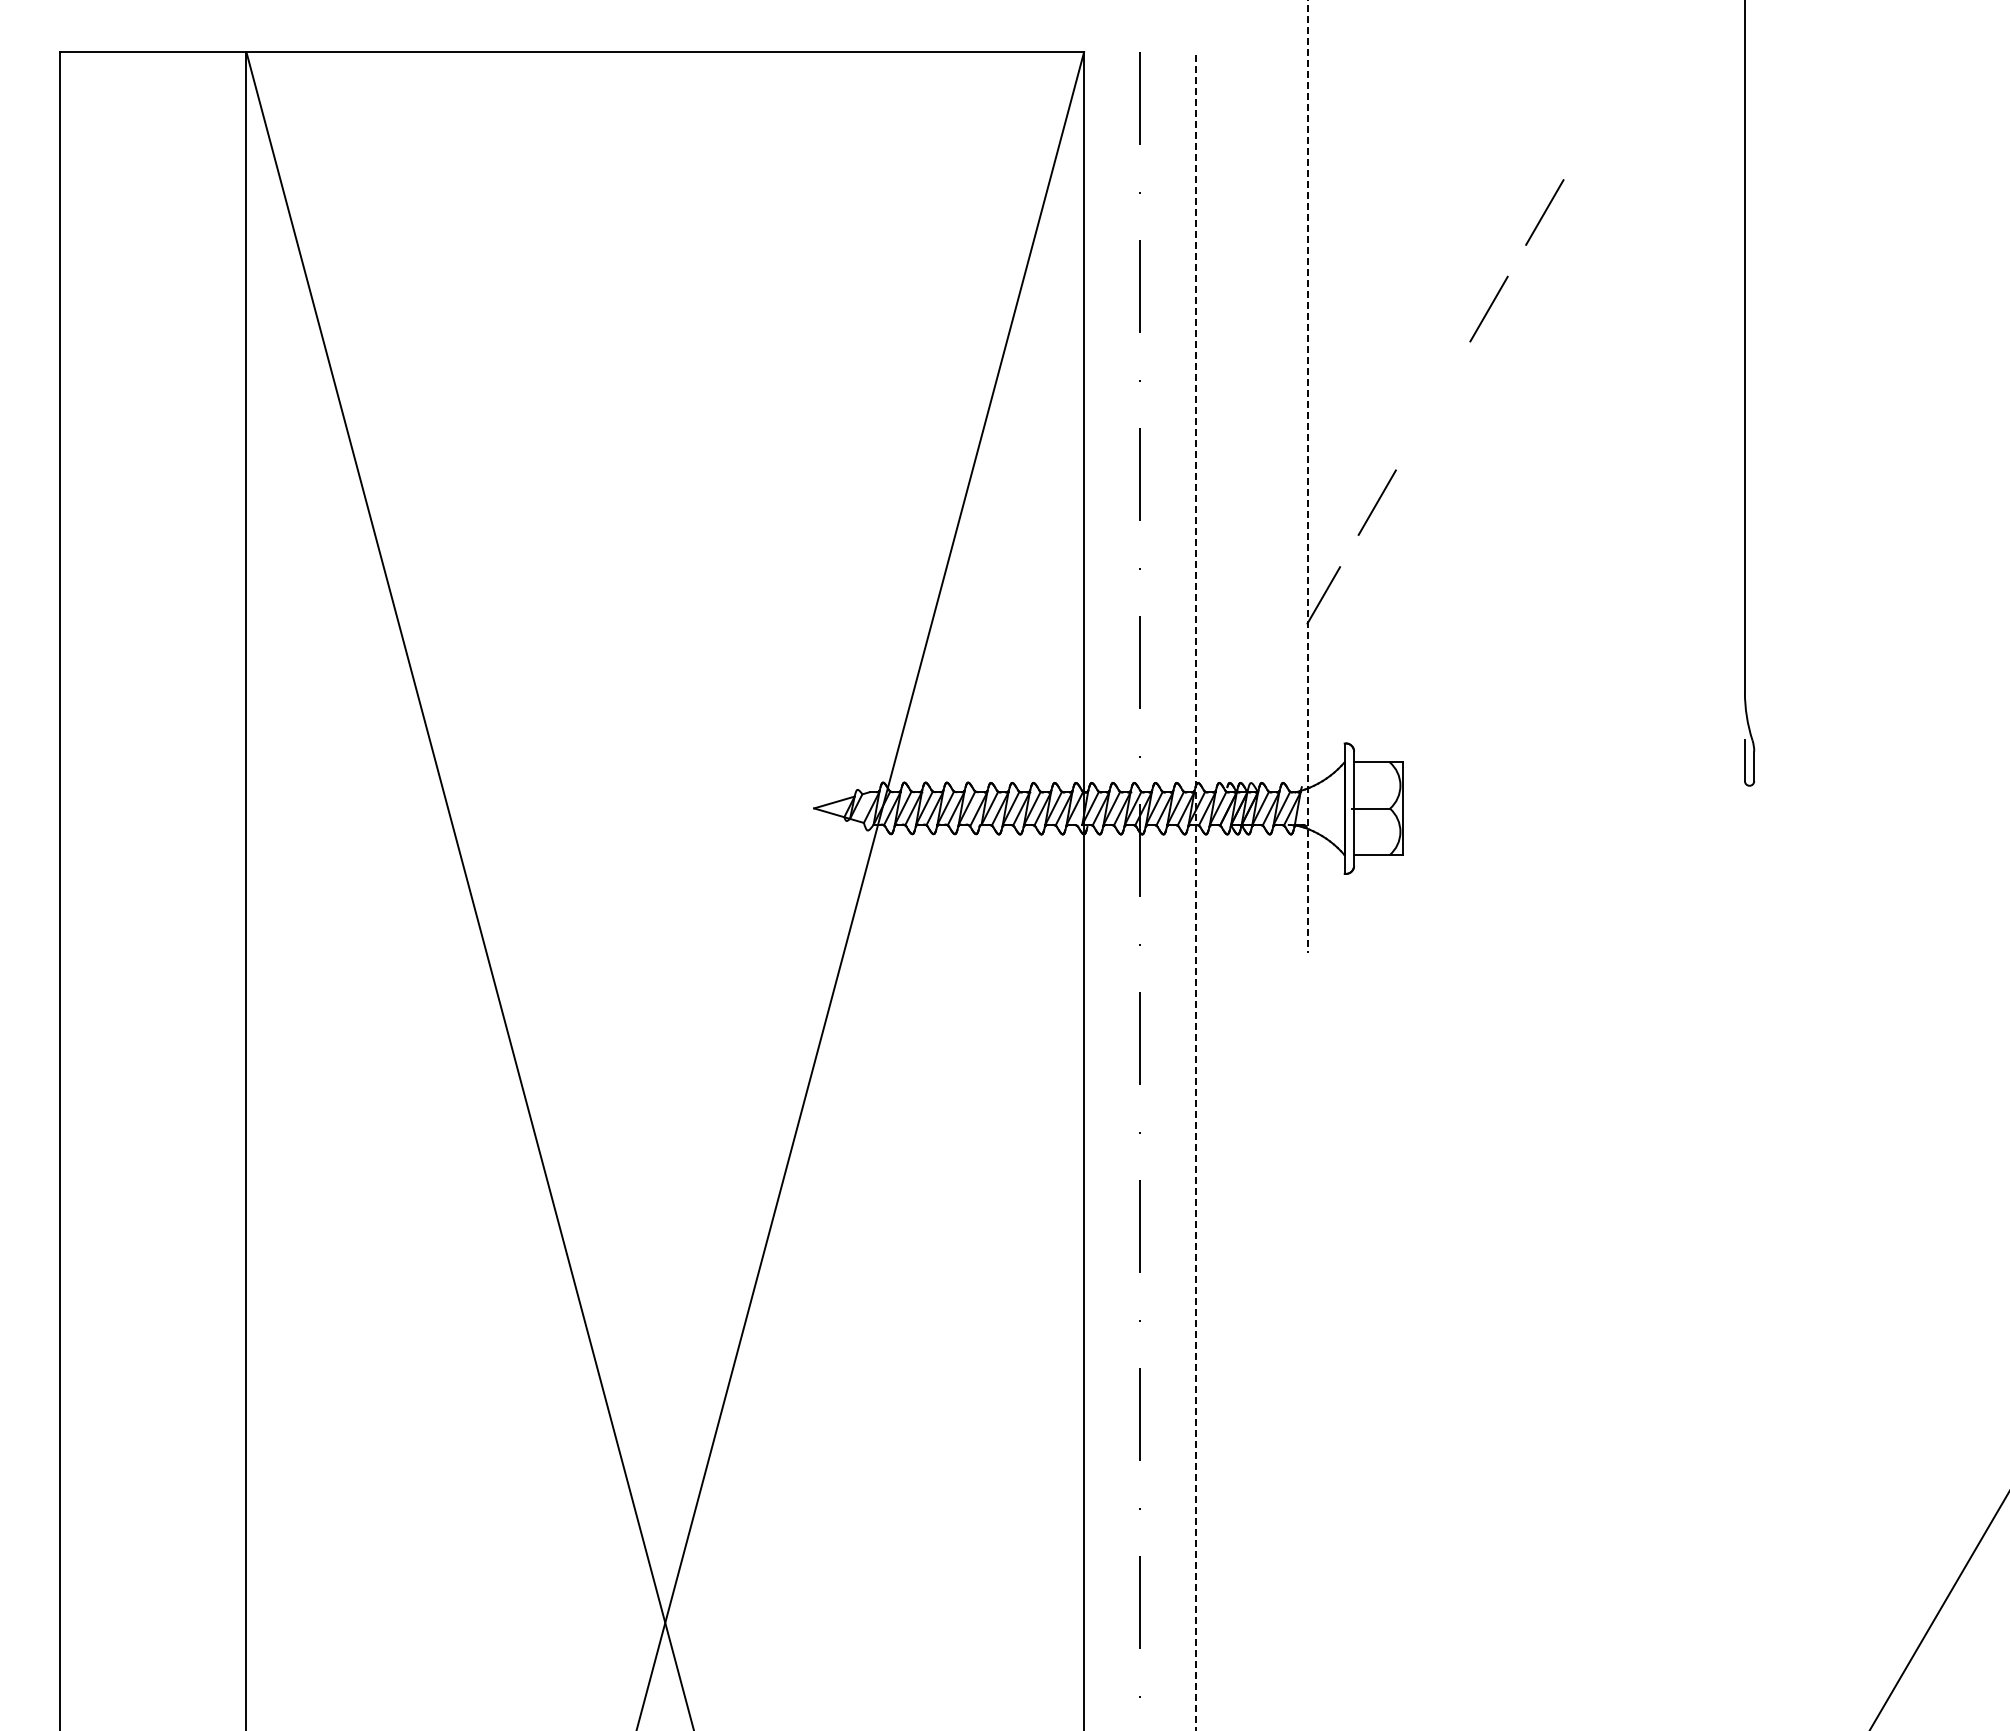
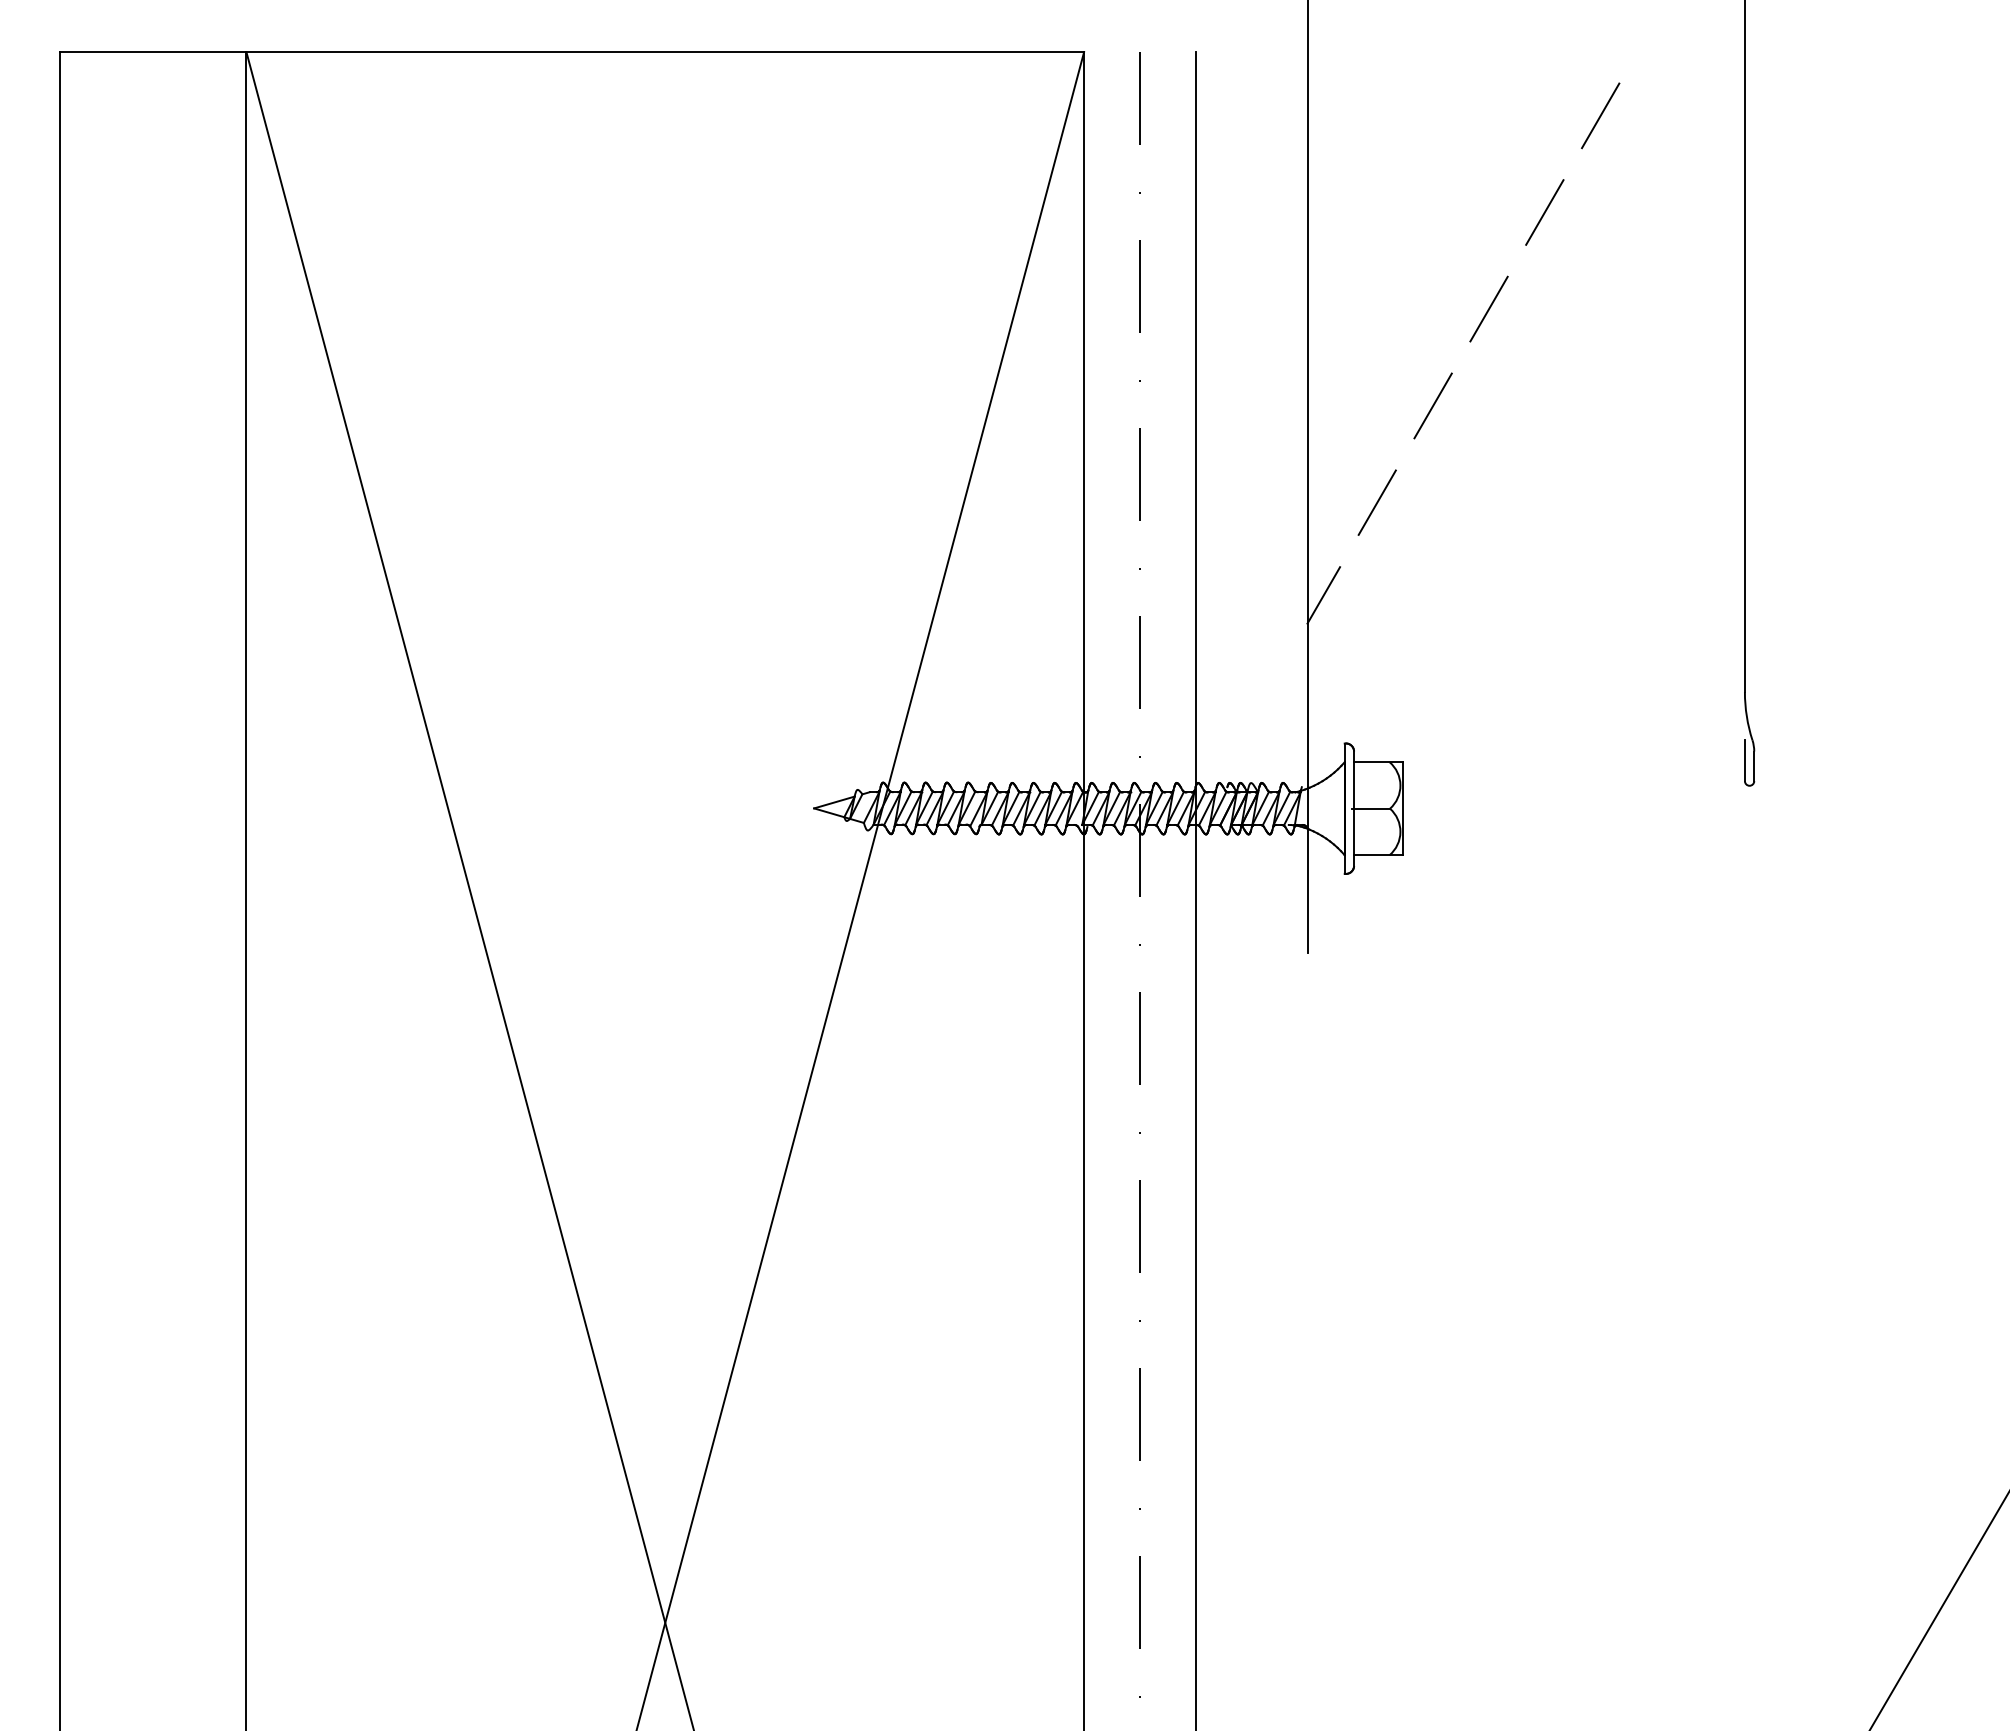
line: none -> present (1600, 115)
line: none -> present (1432, 405)
line: dashed -> solid (1307, 476)
line: dashed -> solid (1195, 890)
